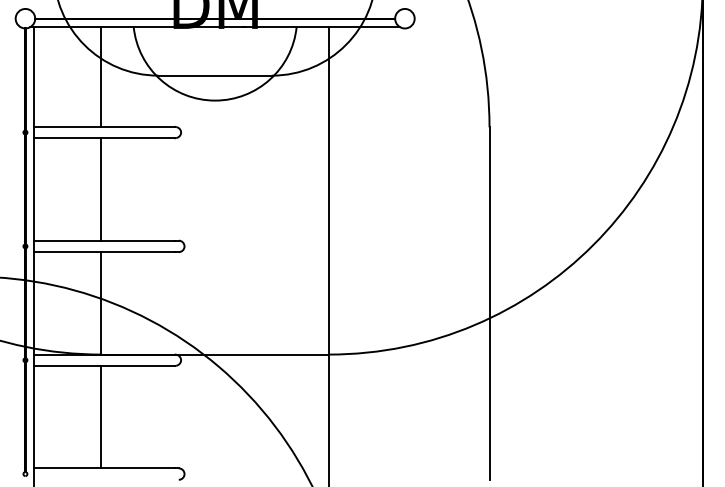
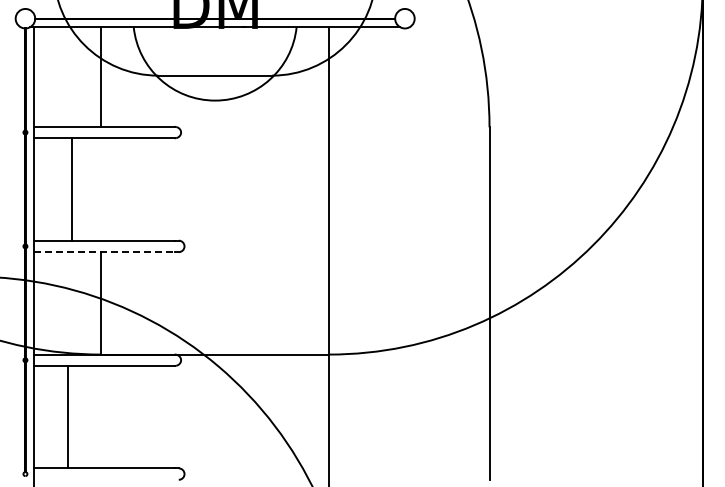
line position: (101, 189) -> (72, 189) (72, 189)
line: solid -> dashed (104, 252)
line position: (101, 416) -> (68, 416) (68, 416)
